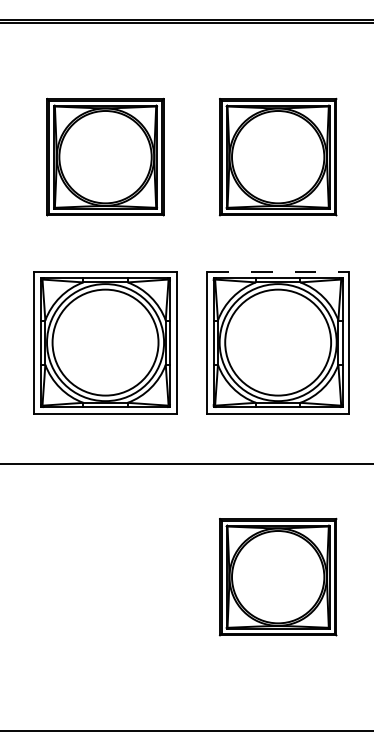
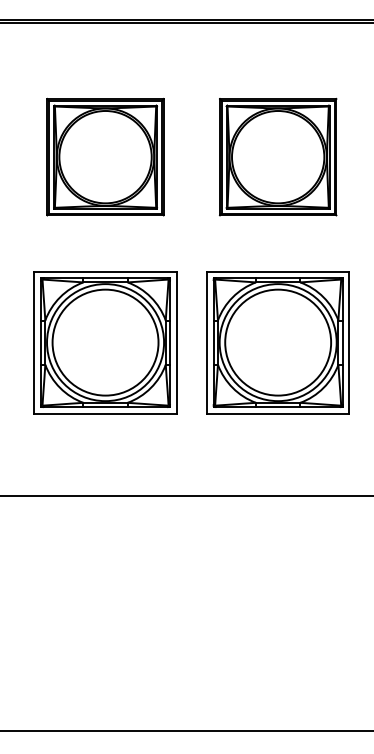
line: dashed -> solid (278, 271)
line position: (186, 463) -> (186, 495) (186, 495)
part: present -> none (278, 576)
